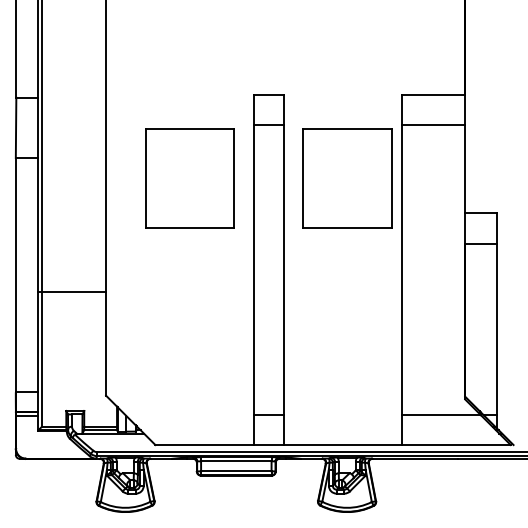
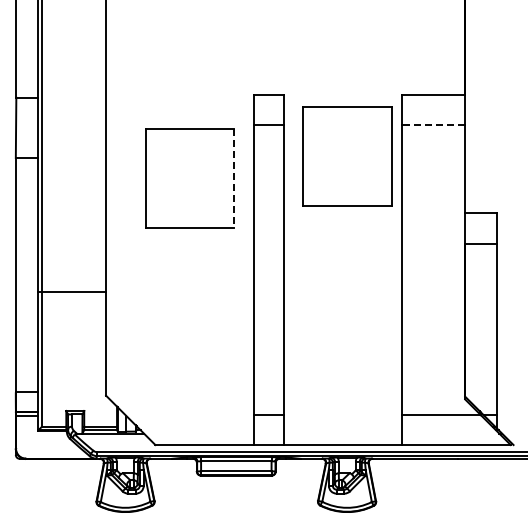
line: solid -> dashed (433, 125)
part position: (347, 178) -> (347, 156) (347, 156)
line: solid -> dashed (234, 179)
